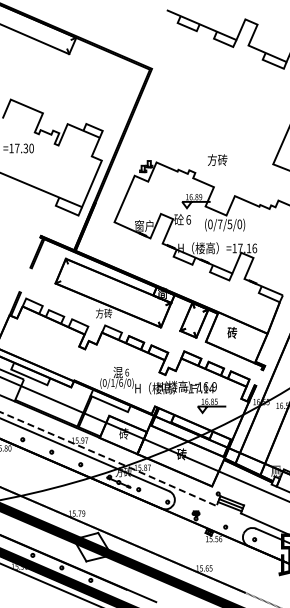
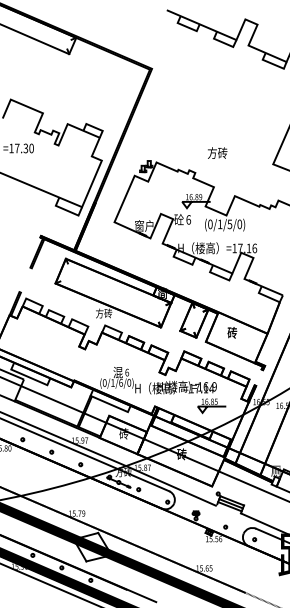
text position: (217, 159) -> (217, 152) (217, 152)
text: (0/7/5/0) -> (0/1/5/0) (220, 224)
line: dashed -> solid (109, 458)
